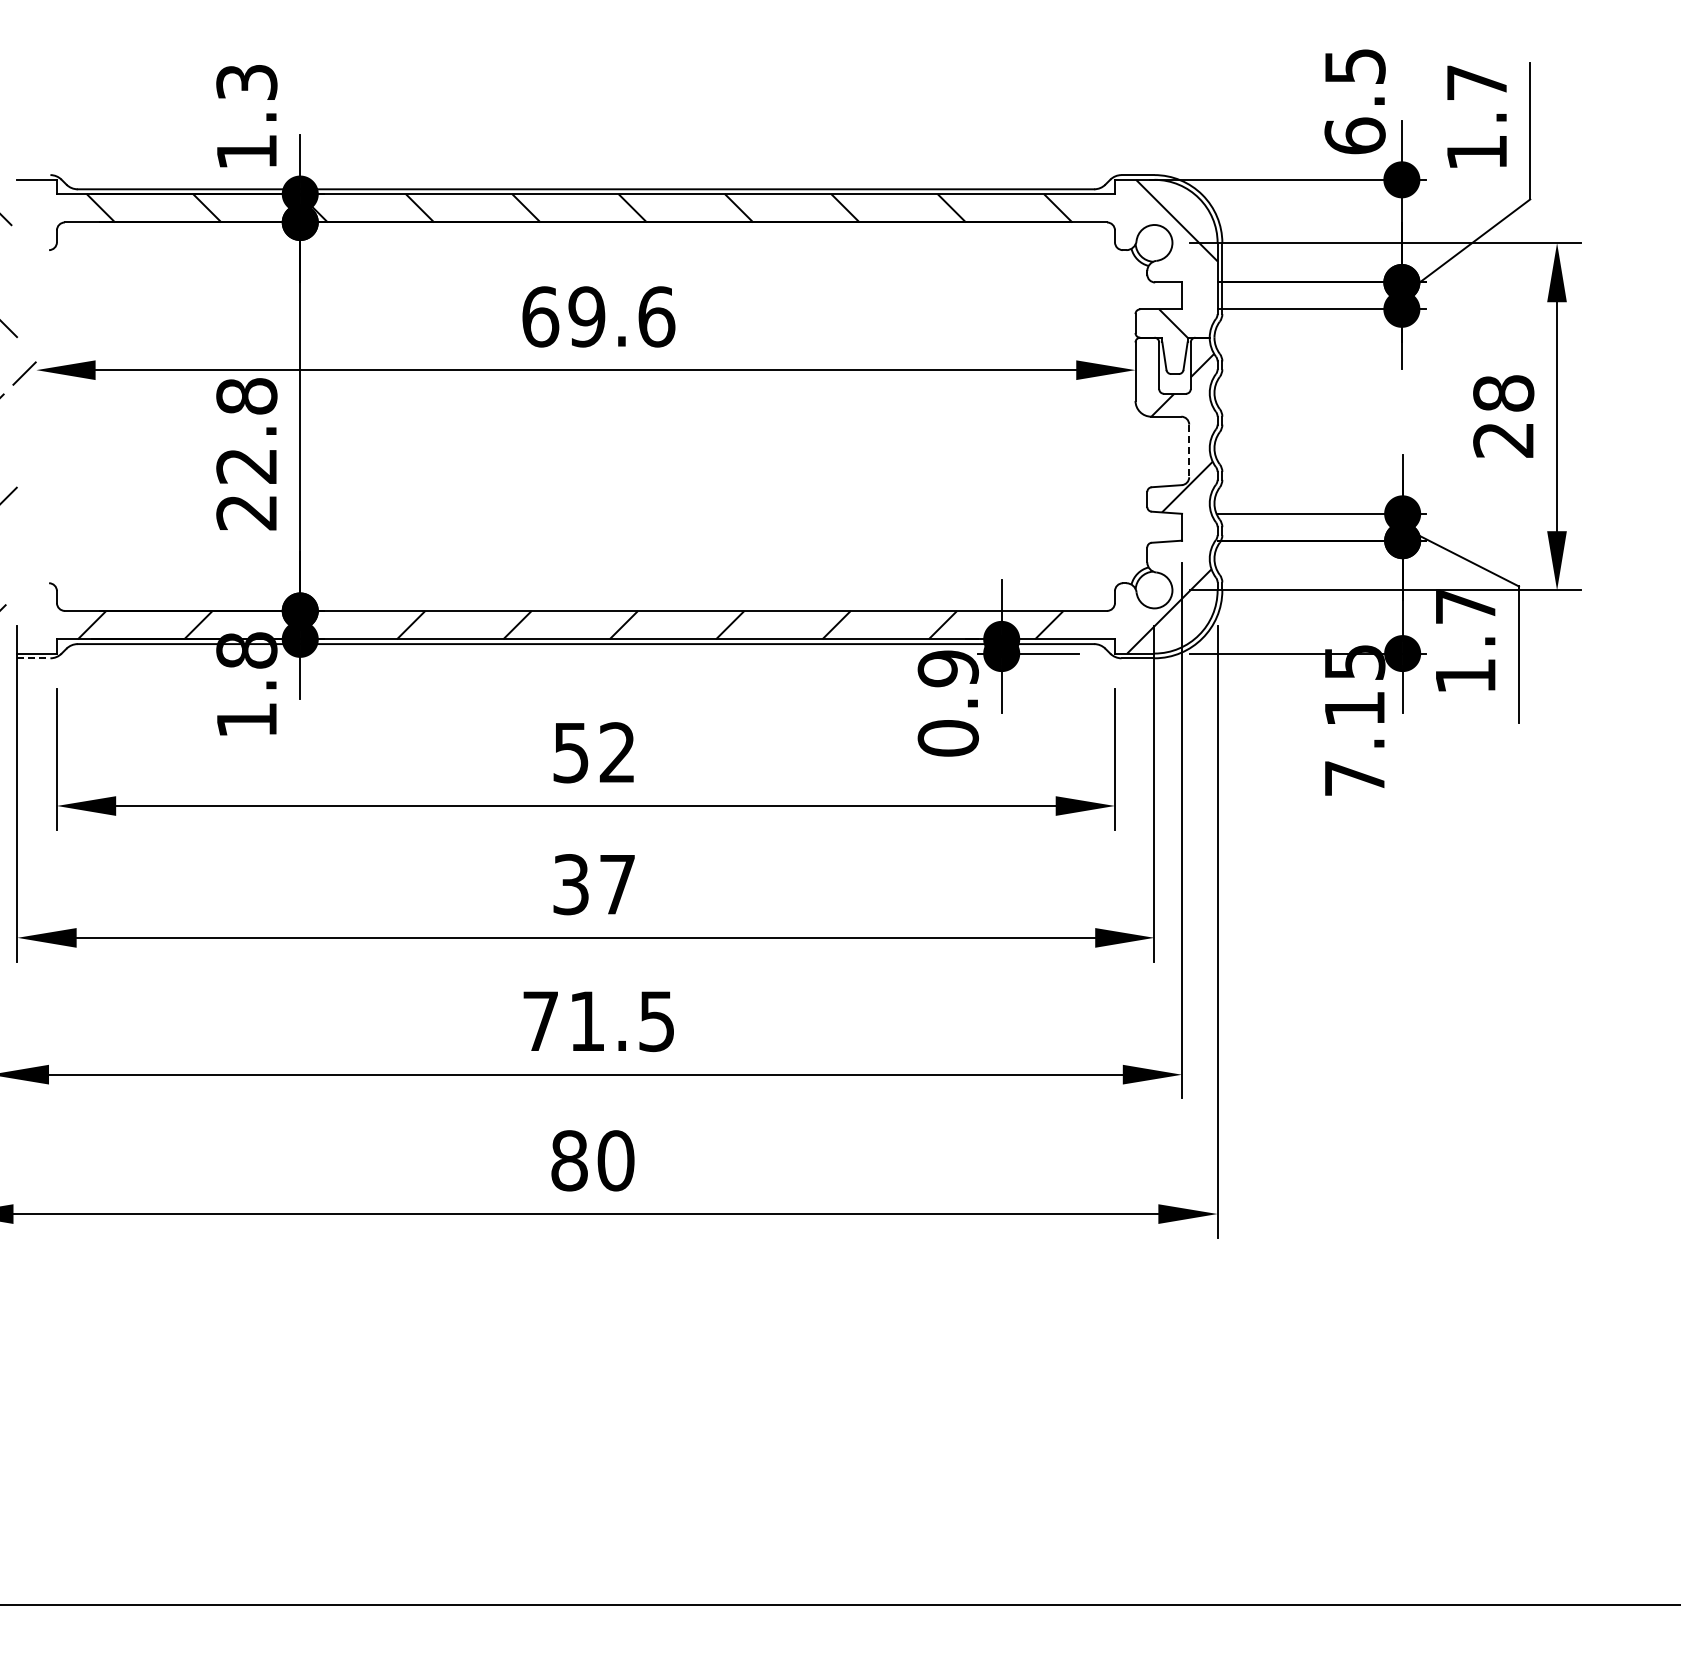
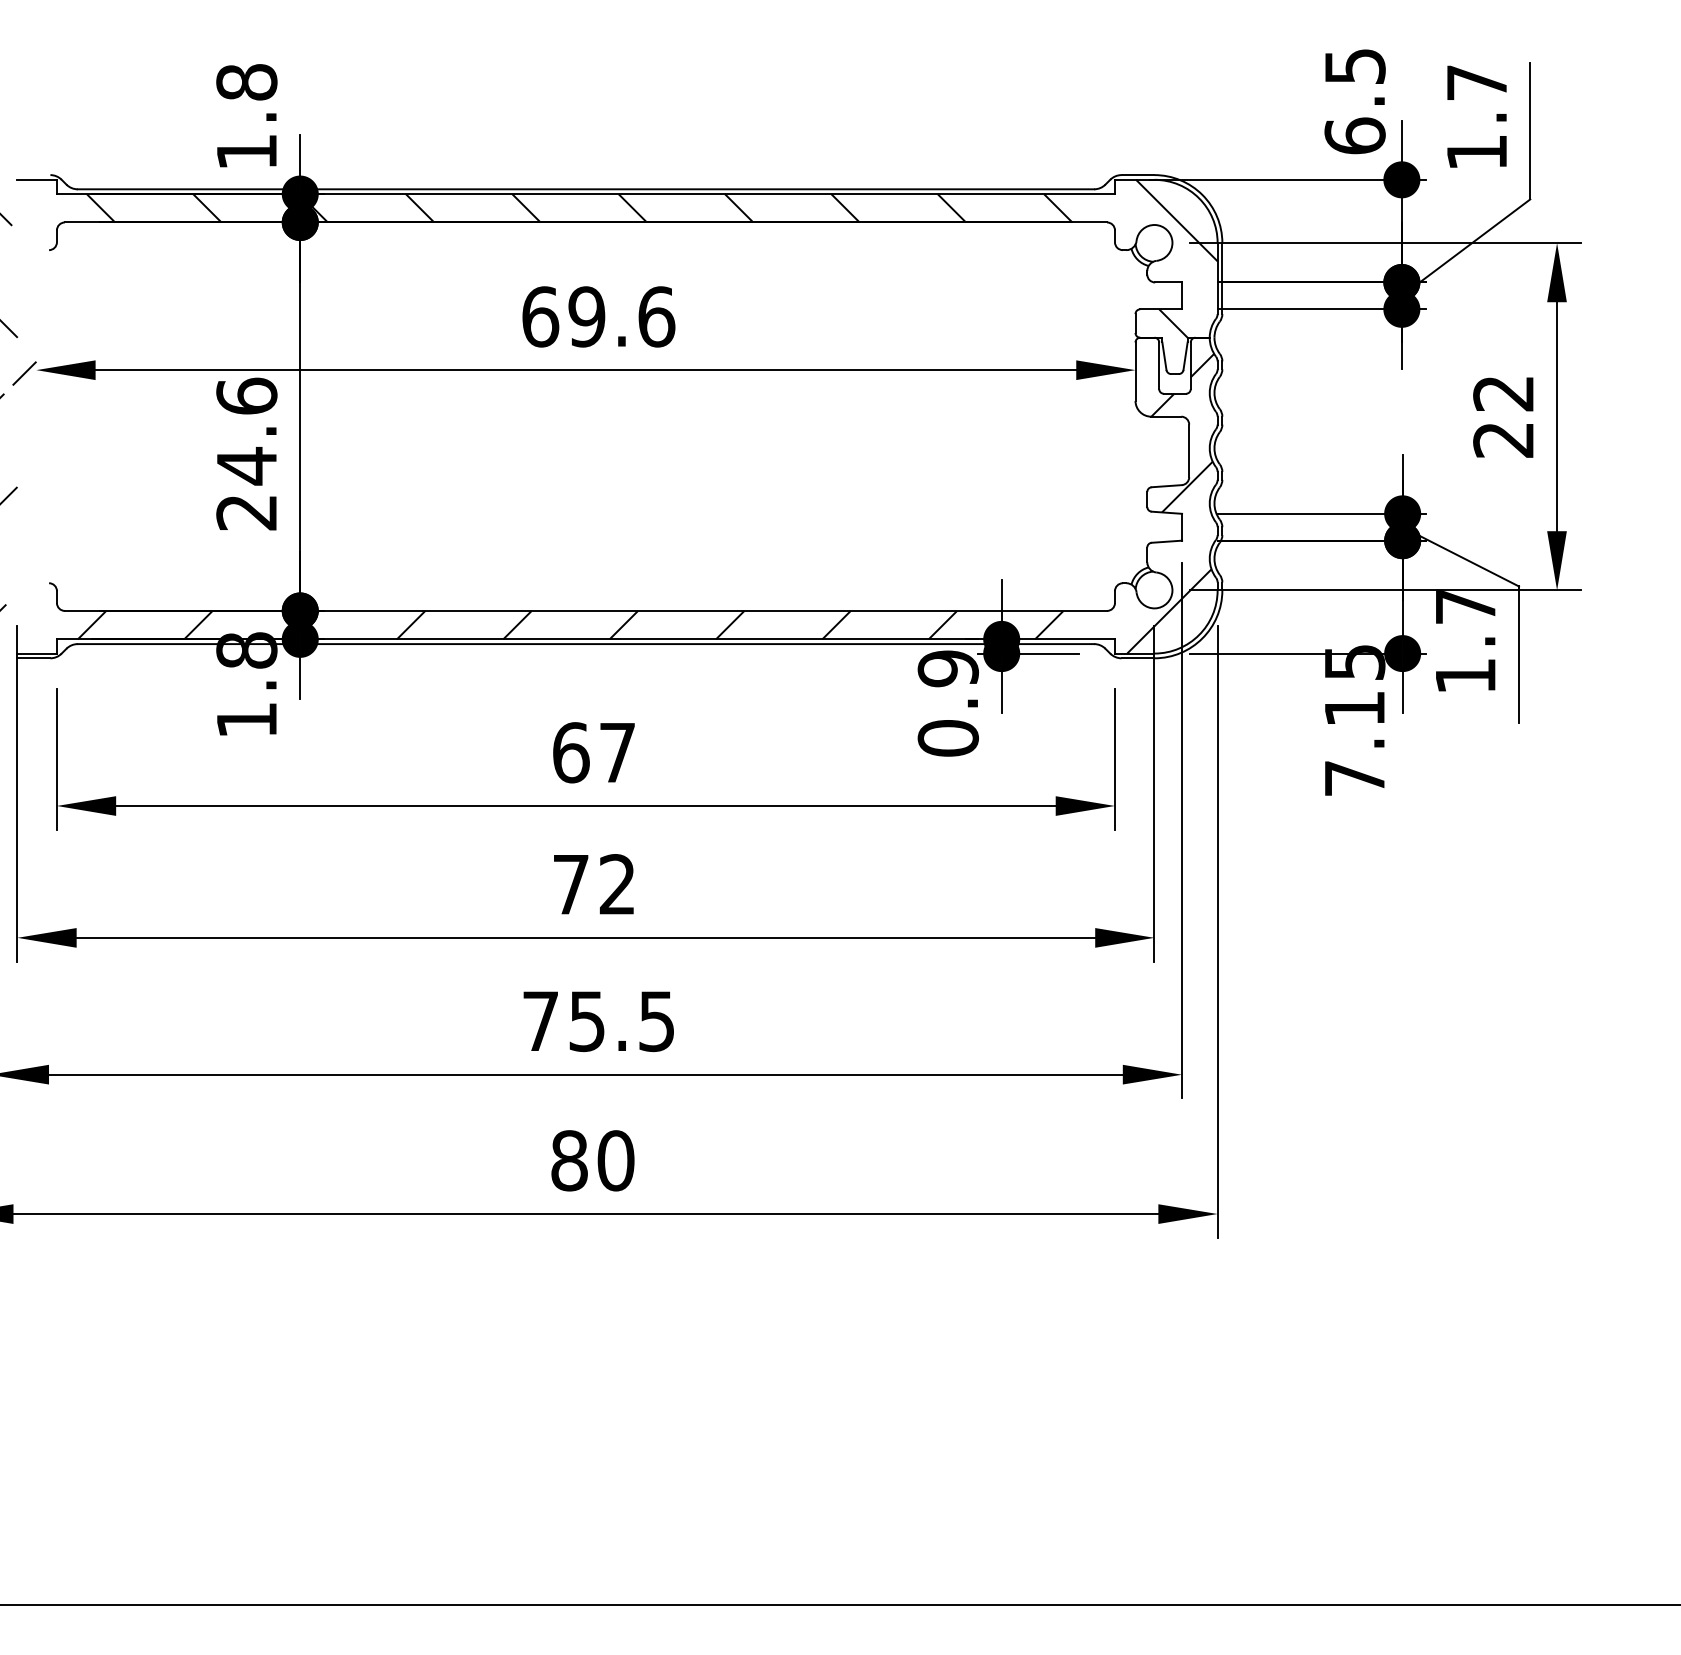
text: 1.3 -> 1.8 (246, 82)
text: 28 -> 22 (1503, 393)
text: 22.8 -> 24.6 (246, 431)
line: dashed -> solid (1189, 451)
line: dashed -> solid (34, 658)
text: 52 -> 67 (593, 752)
text: 37 -> 72 (593, 884)
text: 71.5 -> 75.5 (586, 1021)
